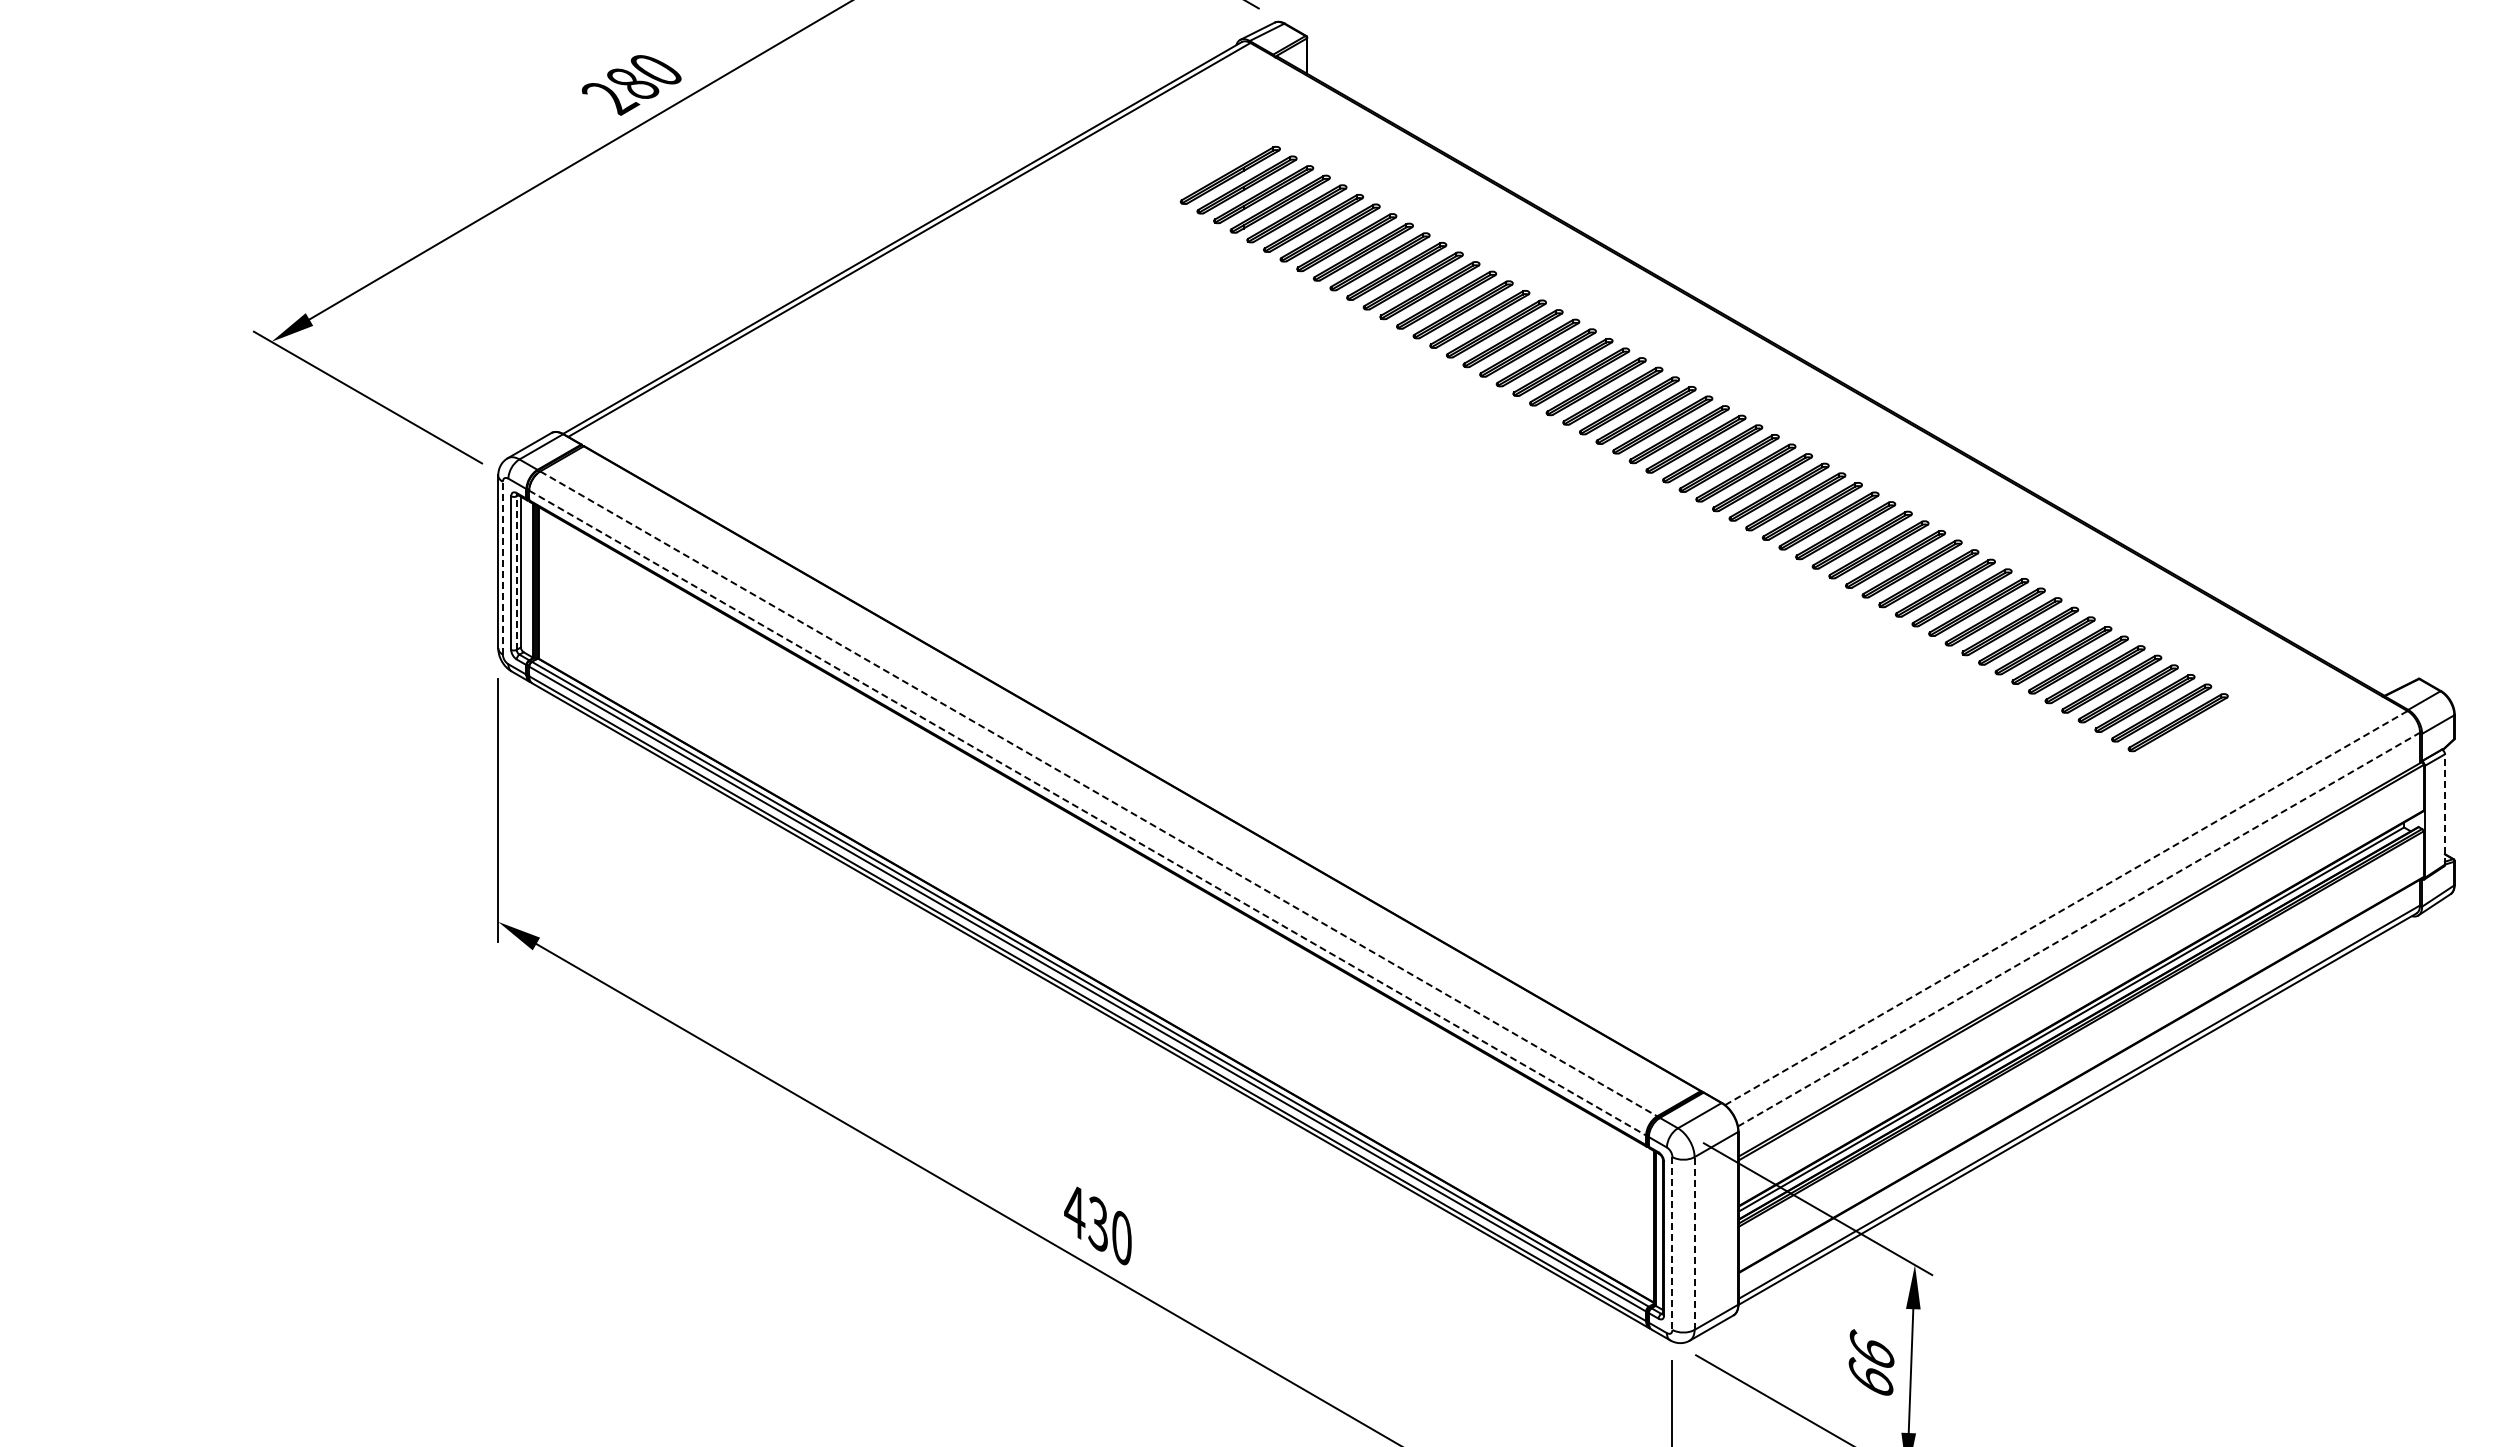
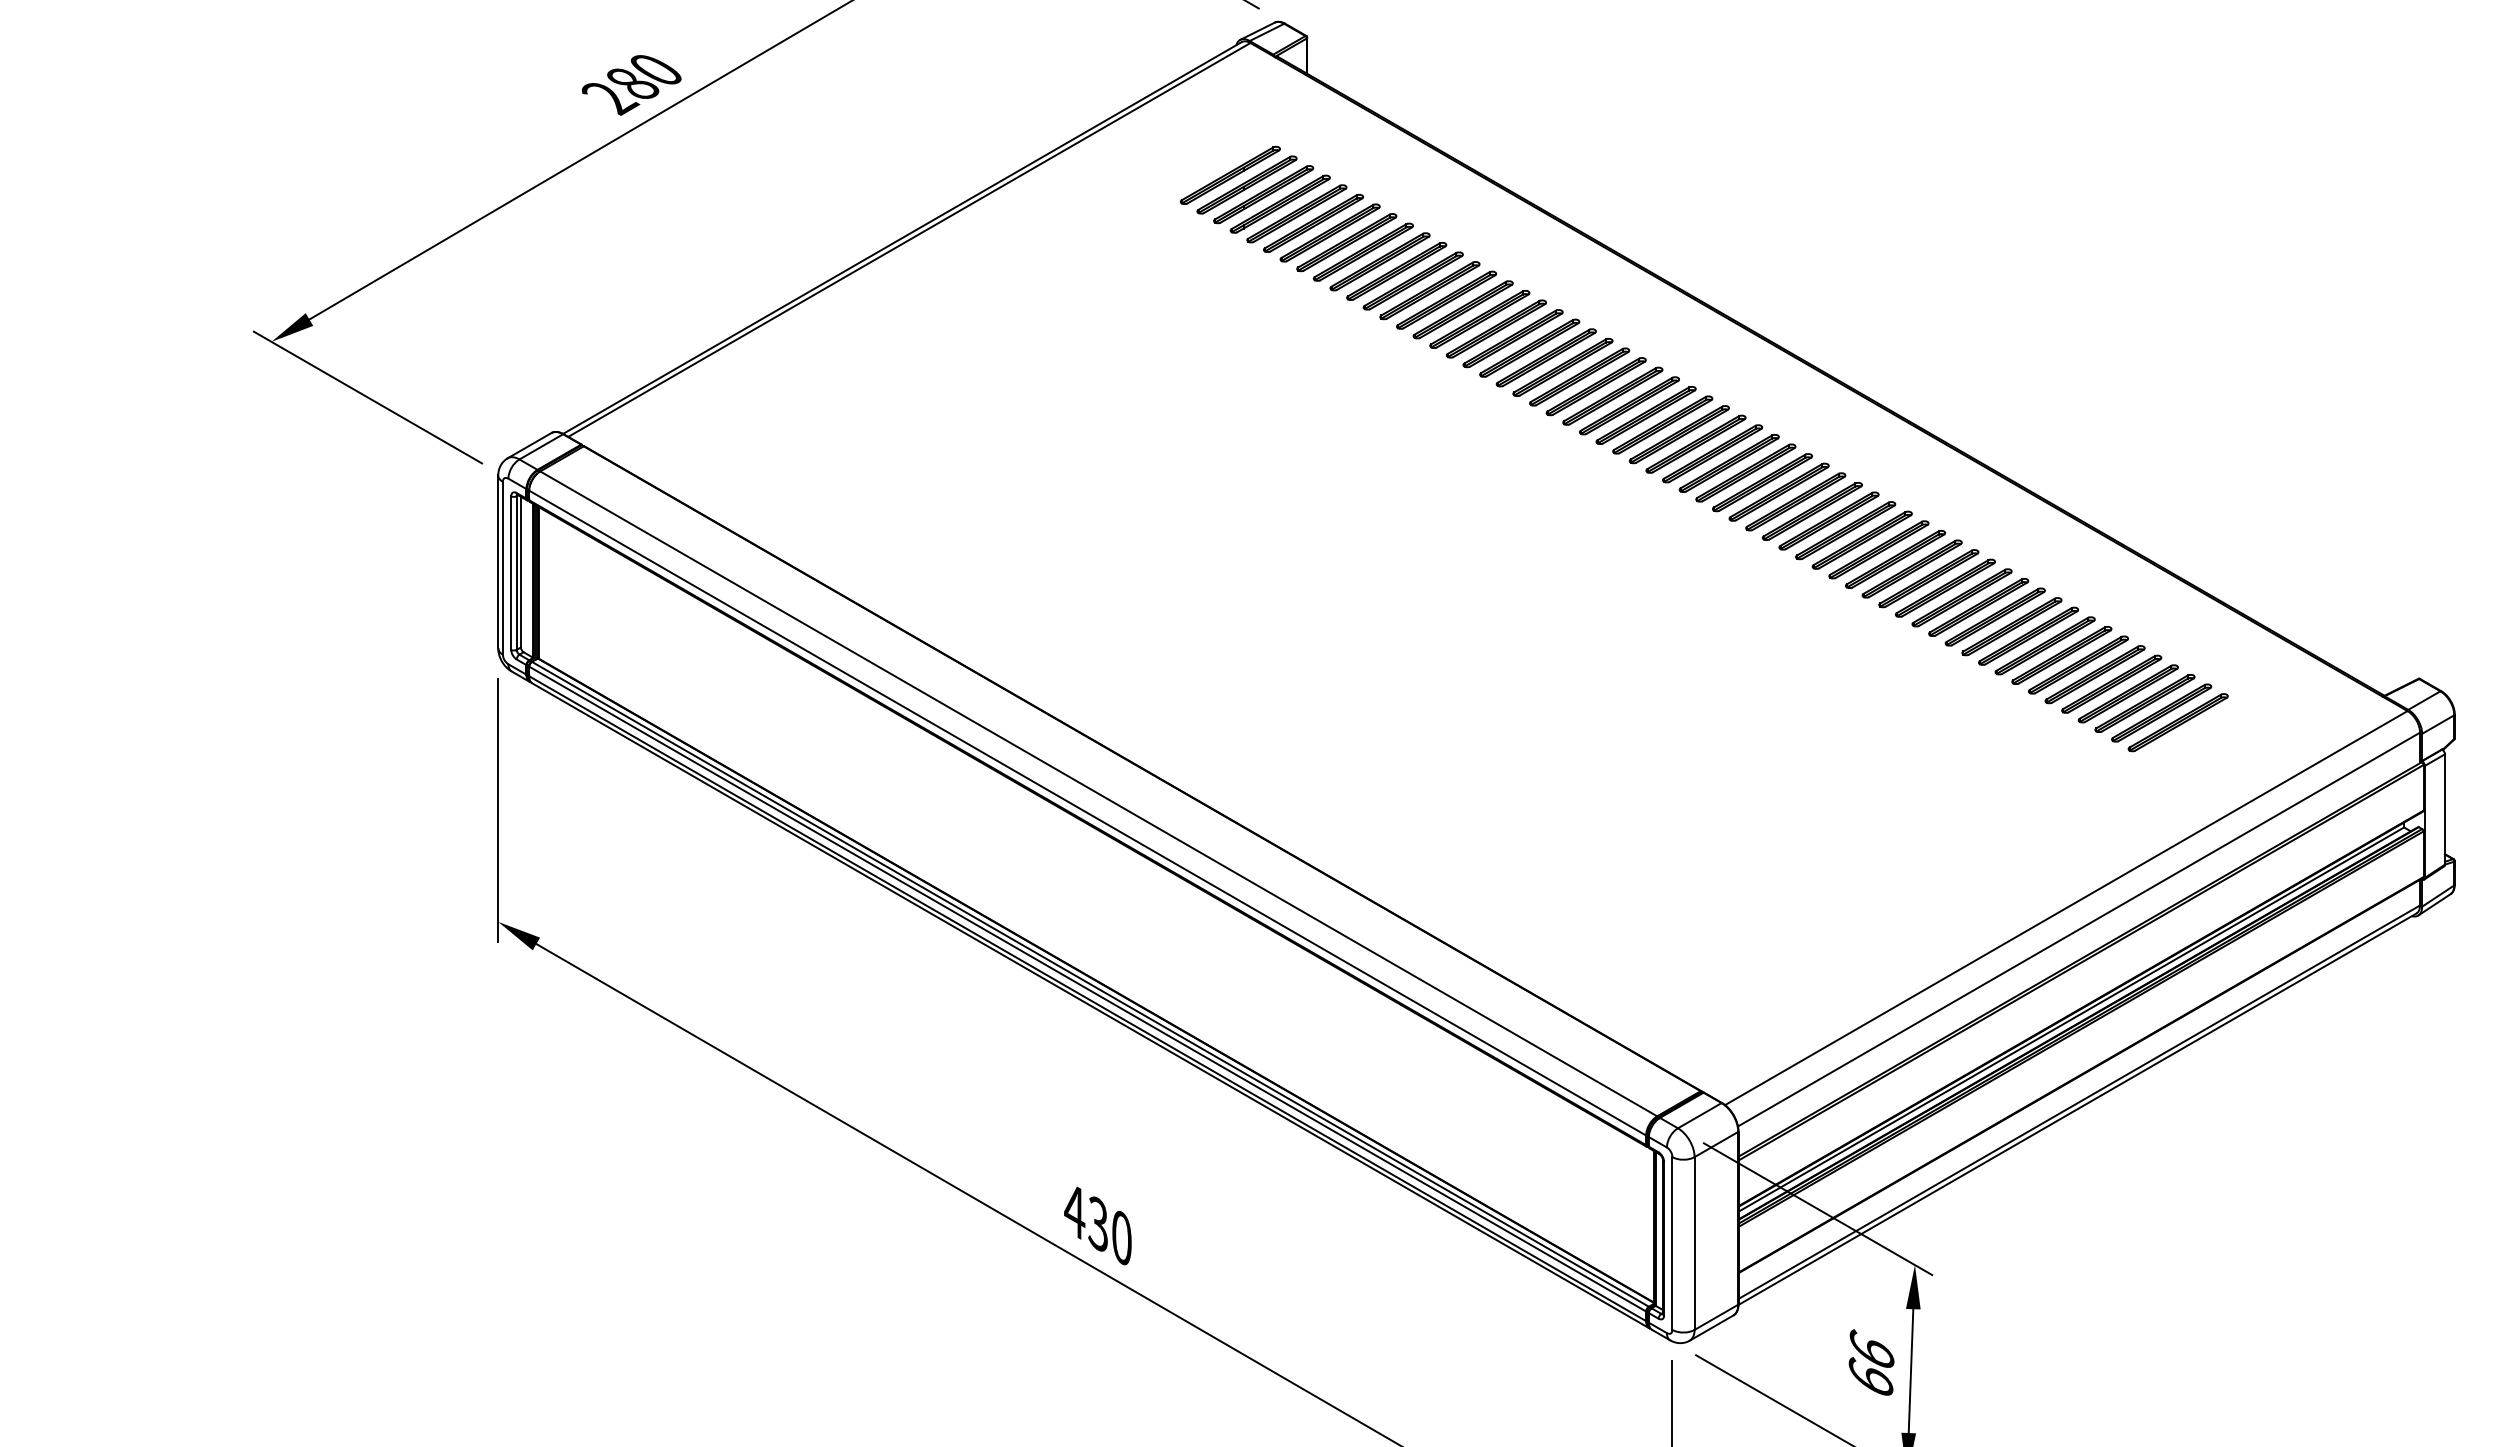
line: dashed -> solid (502, 567)
line: dashed -> solid (516, 573)
line: dashed -> solid (1098, 793)
line: dashed -> solid (2444, 808)
line: dashed -> solid (1087, 813)
line: dashed -> solid (2066, 907)
line: dashed -> solid (2079, 929)
line: dashed -> solid (1694, 1243)
line: dashed -> solid (1672, 1244)
